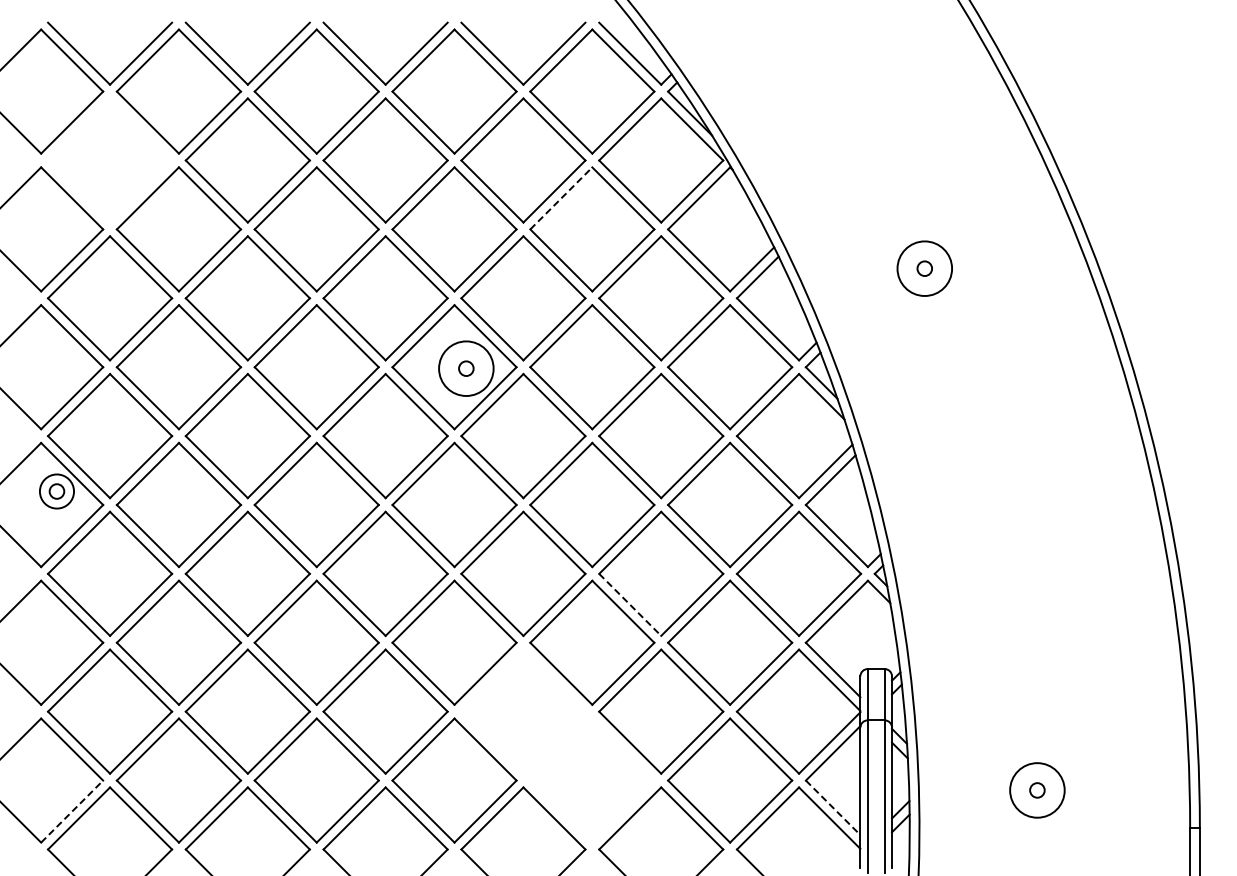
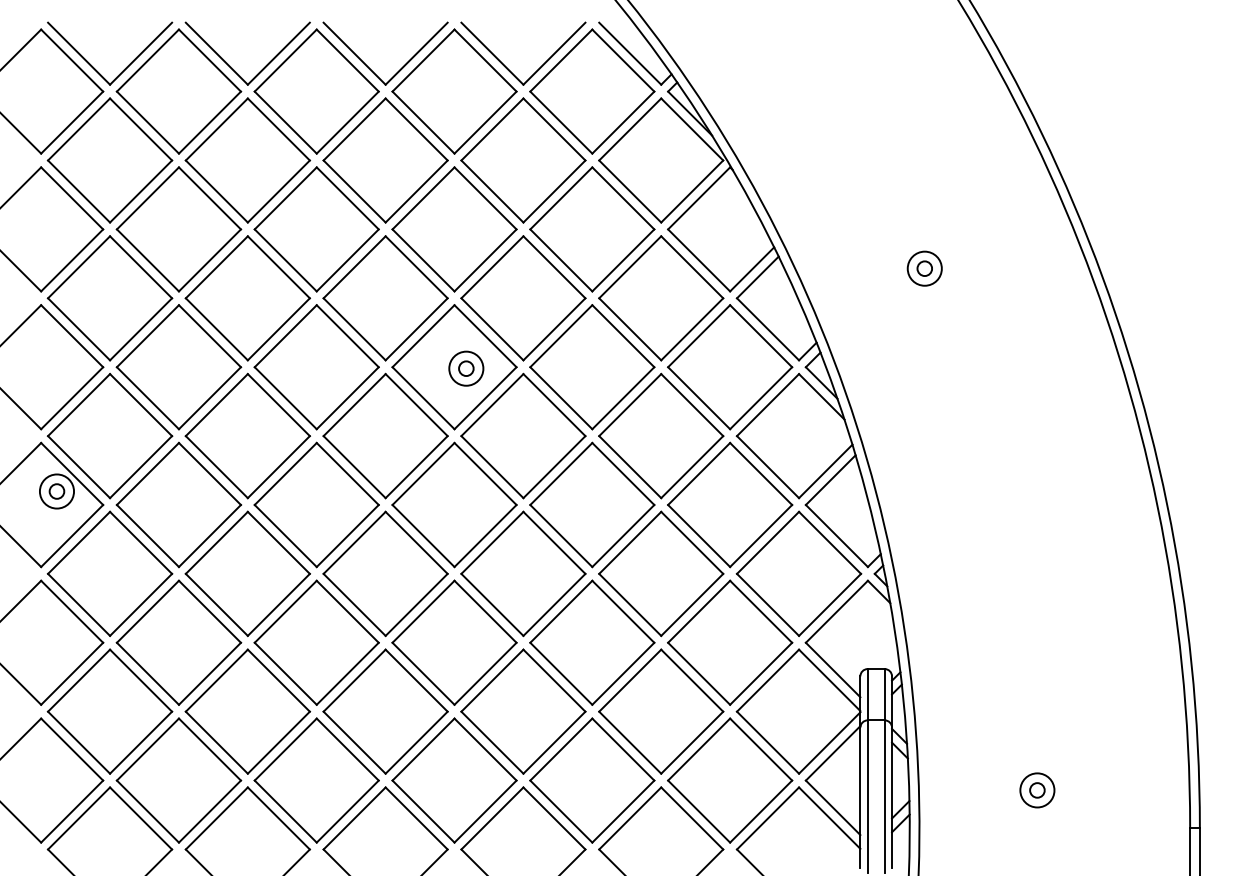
part: none -> present (109, 160)
line: dashed -> solid (561, 198)
circle diameter: 55 px -> 34 px (924, 268)
circle diameter: 55 px -> 34 px (466, 368)
line: dashed -> solid (630, 604)
part: none -> present (557, 745)
circle diameter: 55 px -> 34 px (1037, 790)
line: dashed -> solid (833, 807)
line: dashed -> solid (72, 811)
